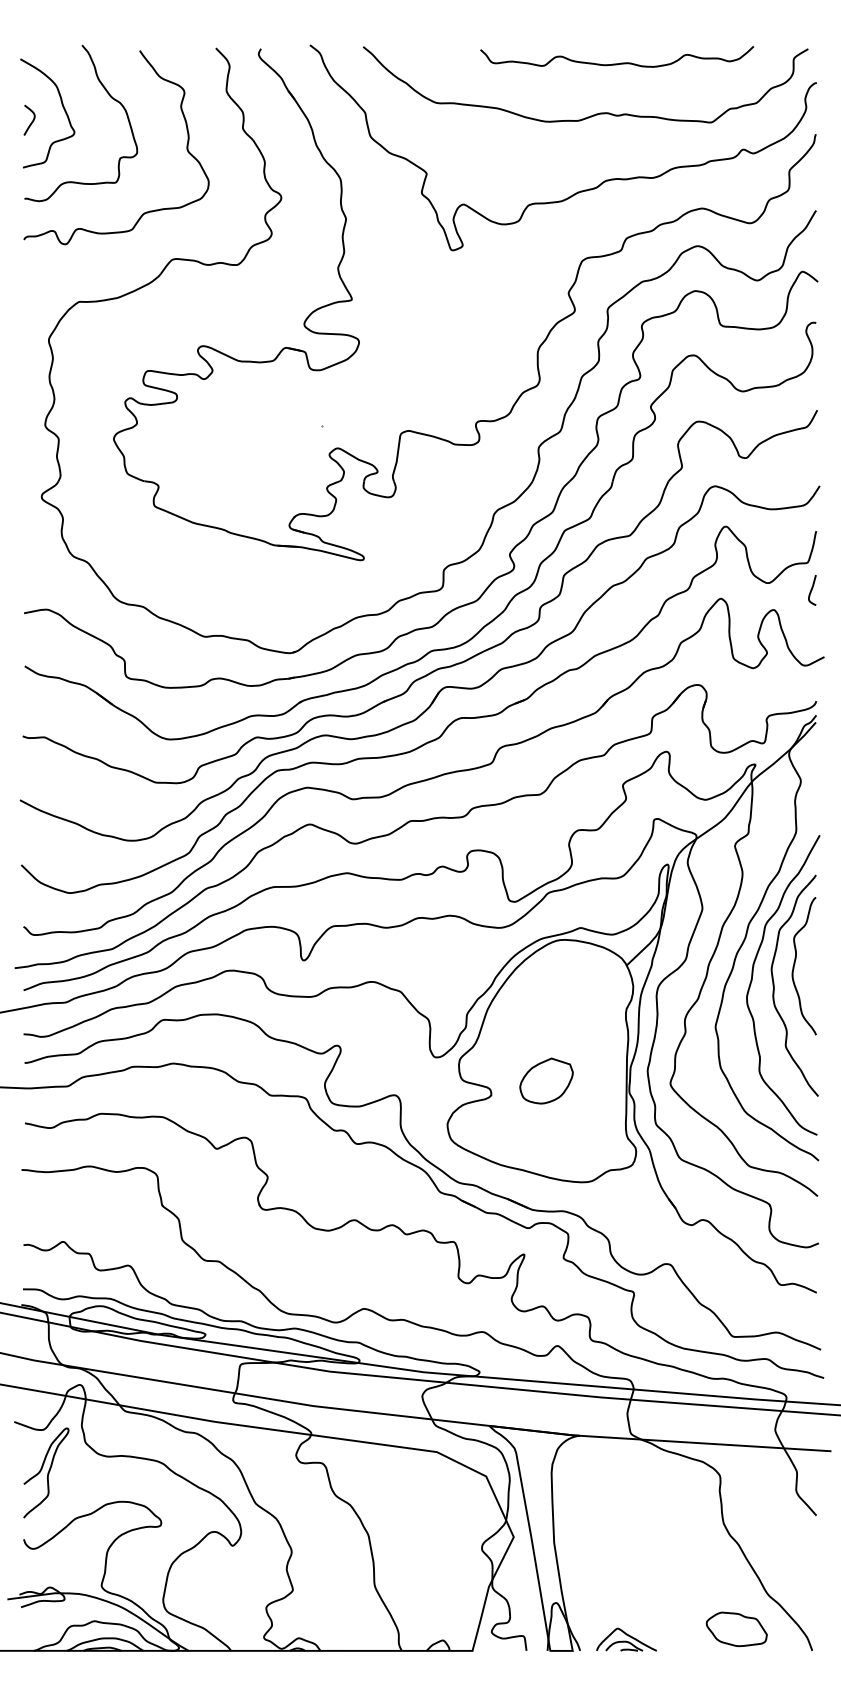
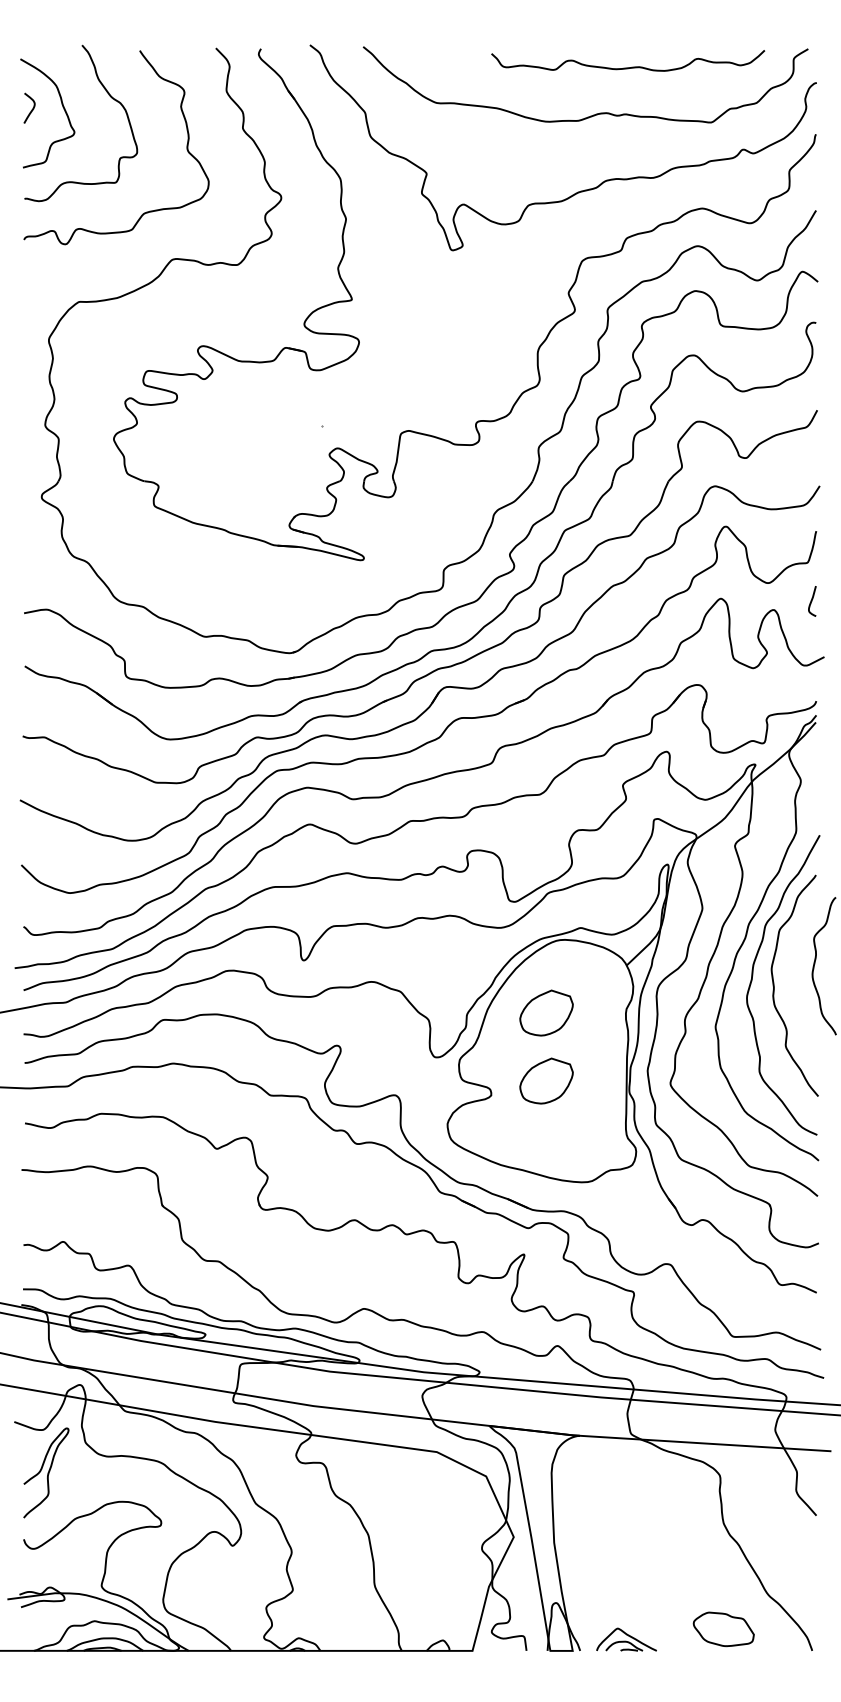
curve position: (620, 62) -> (631, 66) (631, 66)
curve position: (31, 121) -> (31, 109) (31, 109)
curve position: (812, 590) -> (812, 601) (812, 601)
curve position: (795, 964) -> (815, 964) (815, 964)
part: none -> present (546, 1012)
part position: (736, 1629) -> (723, 1629) (723, 1629)
